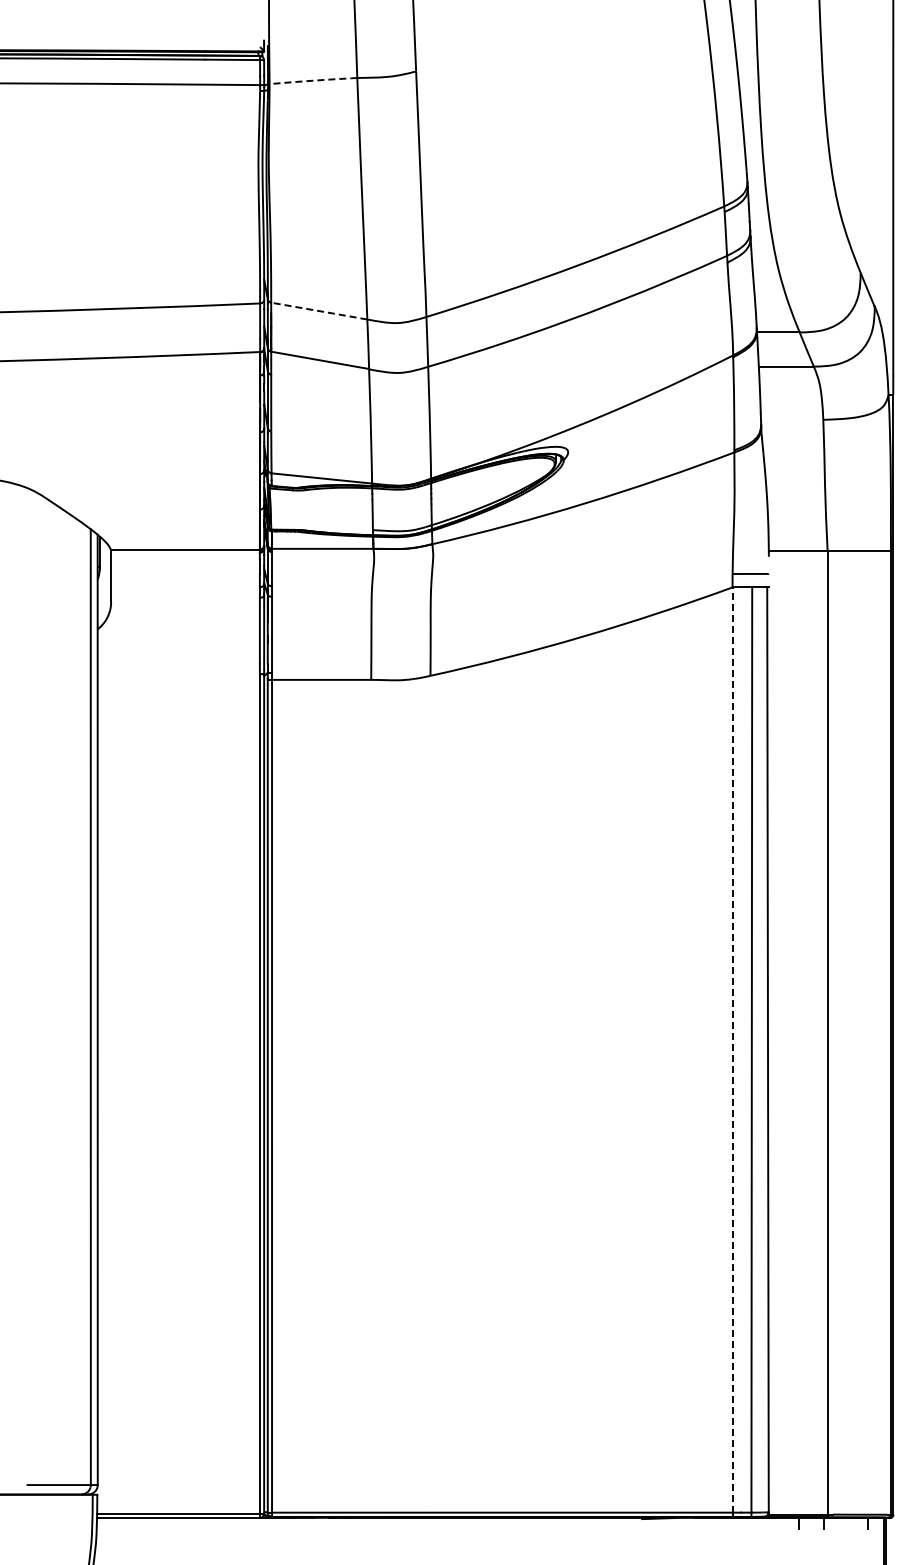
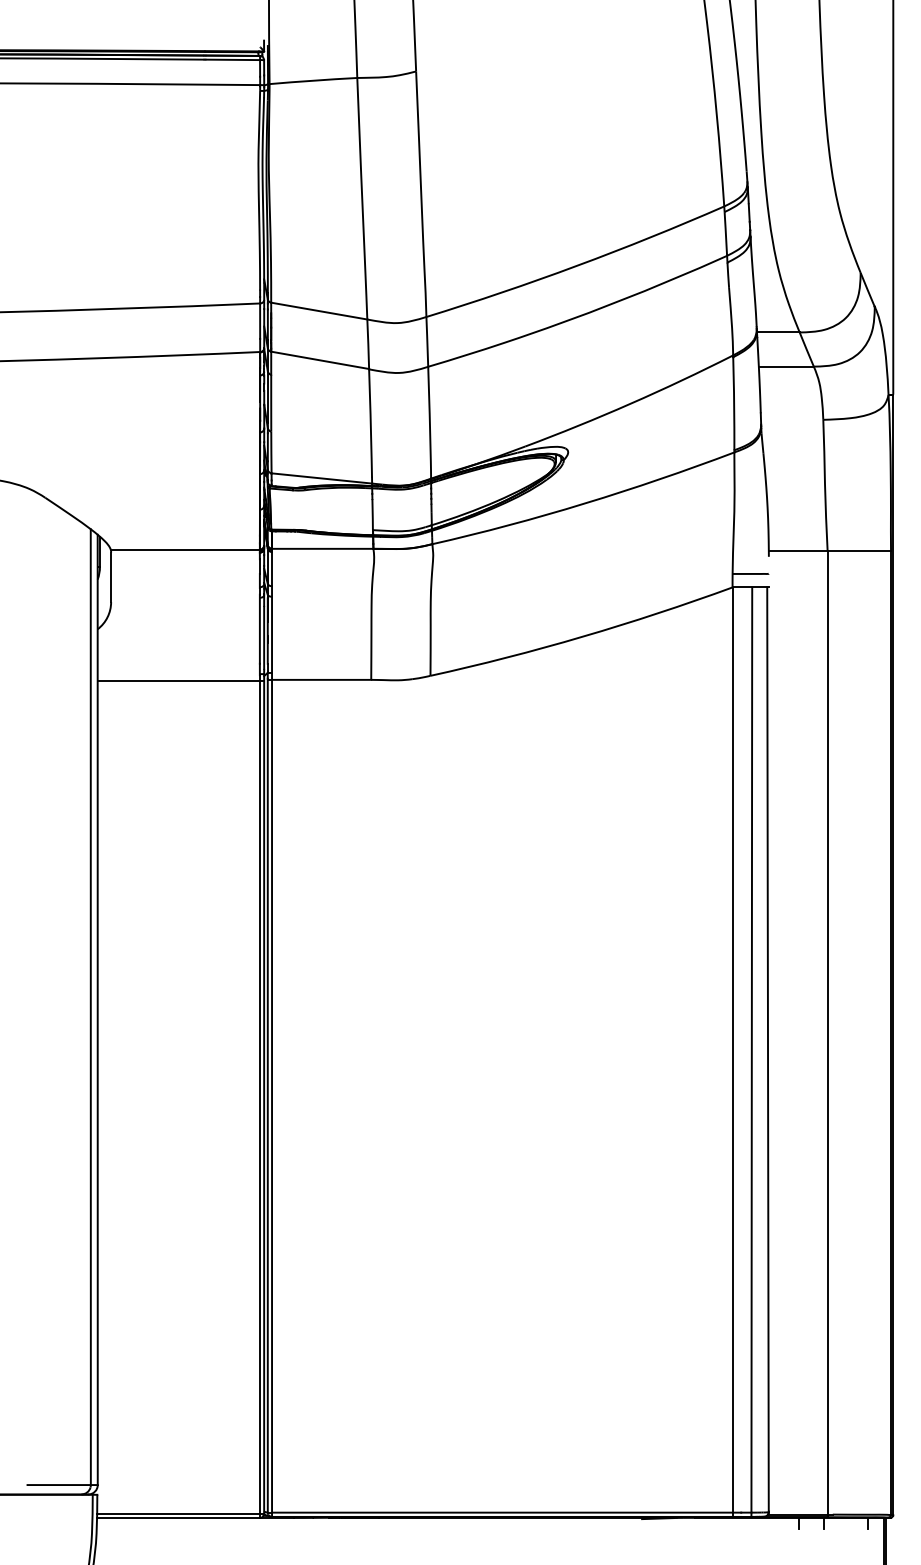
arc: dashed -> solid (313, 80)
line: dashed -> solid (319, 311)
line: none -> present (180, 680)
line: dashed -> solid (732, 1050)
